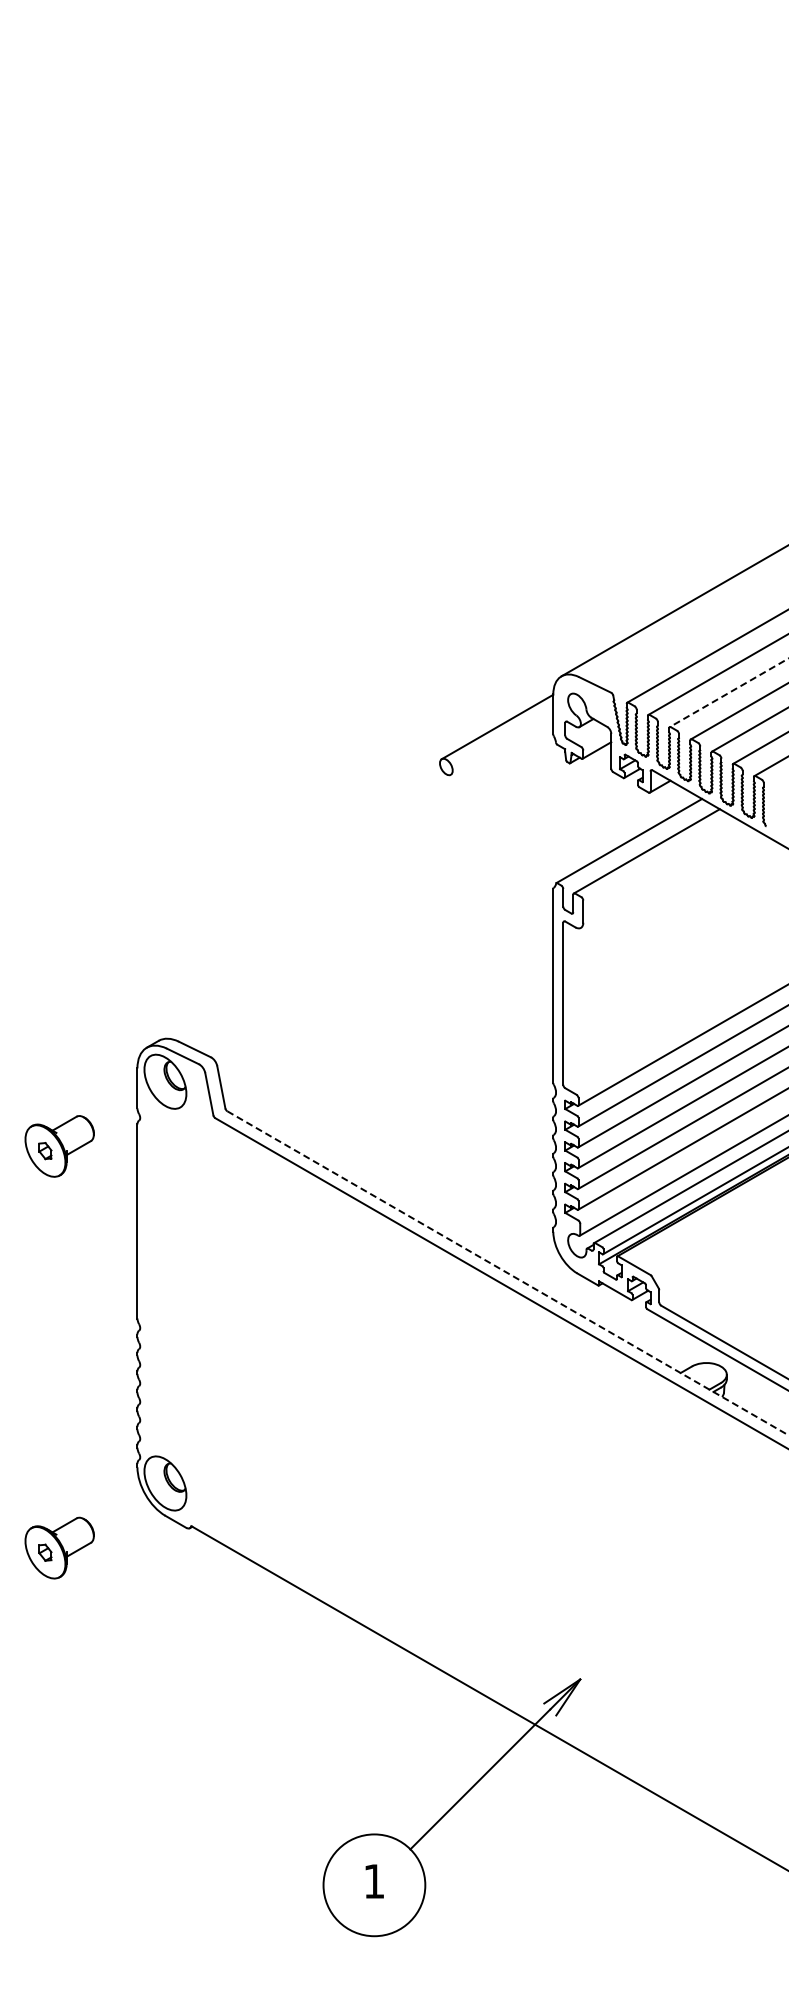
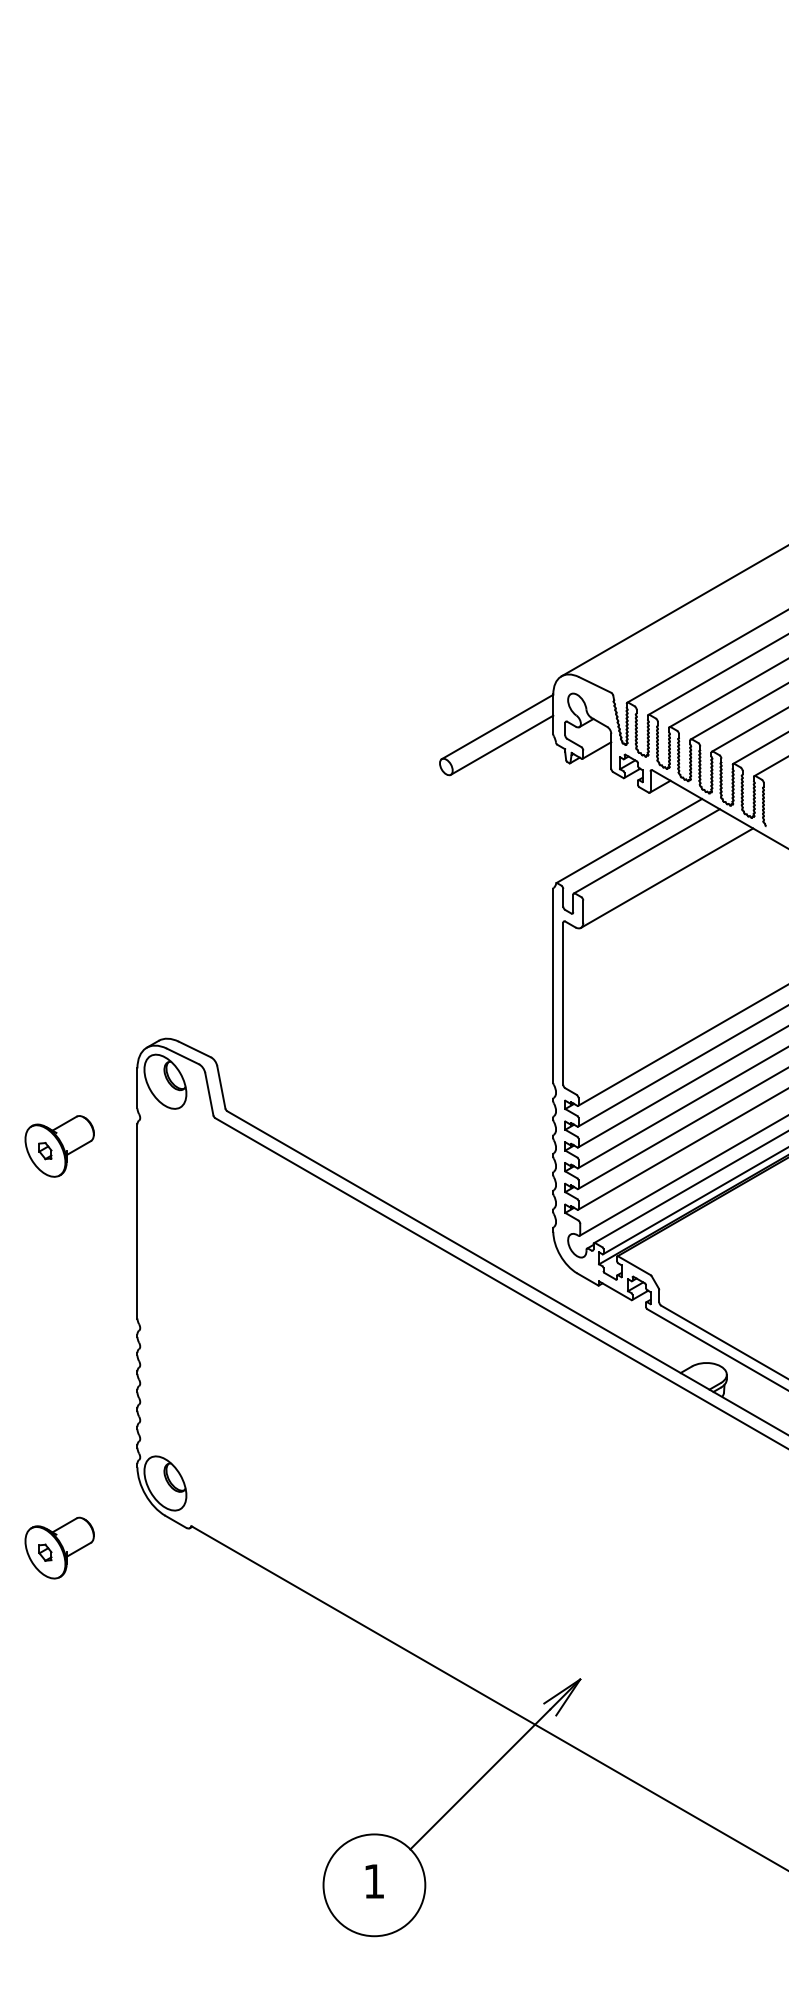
line: dashed -> solid (728, 693)
line: none -> present (501, 744)
line: none -> present (666, 877)
line: dashed -> solid (507, 1273)
